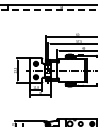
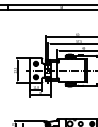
line: dashed -> solid (48, 10)
